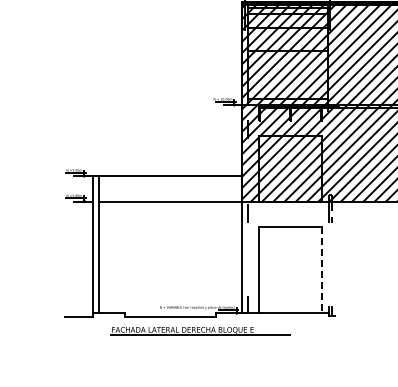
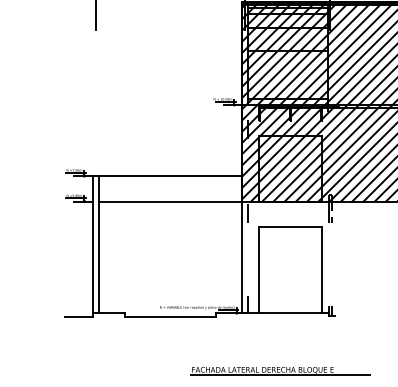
line: none -> present (96, 16)
line: dashed -> solid (321, 270)
part position: (200, 331) -> (280, 371) (280, 371)
